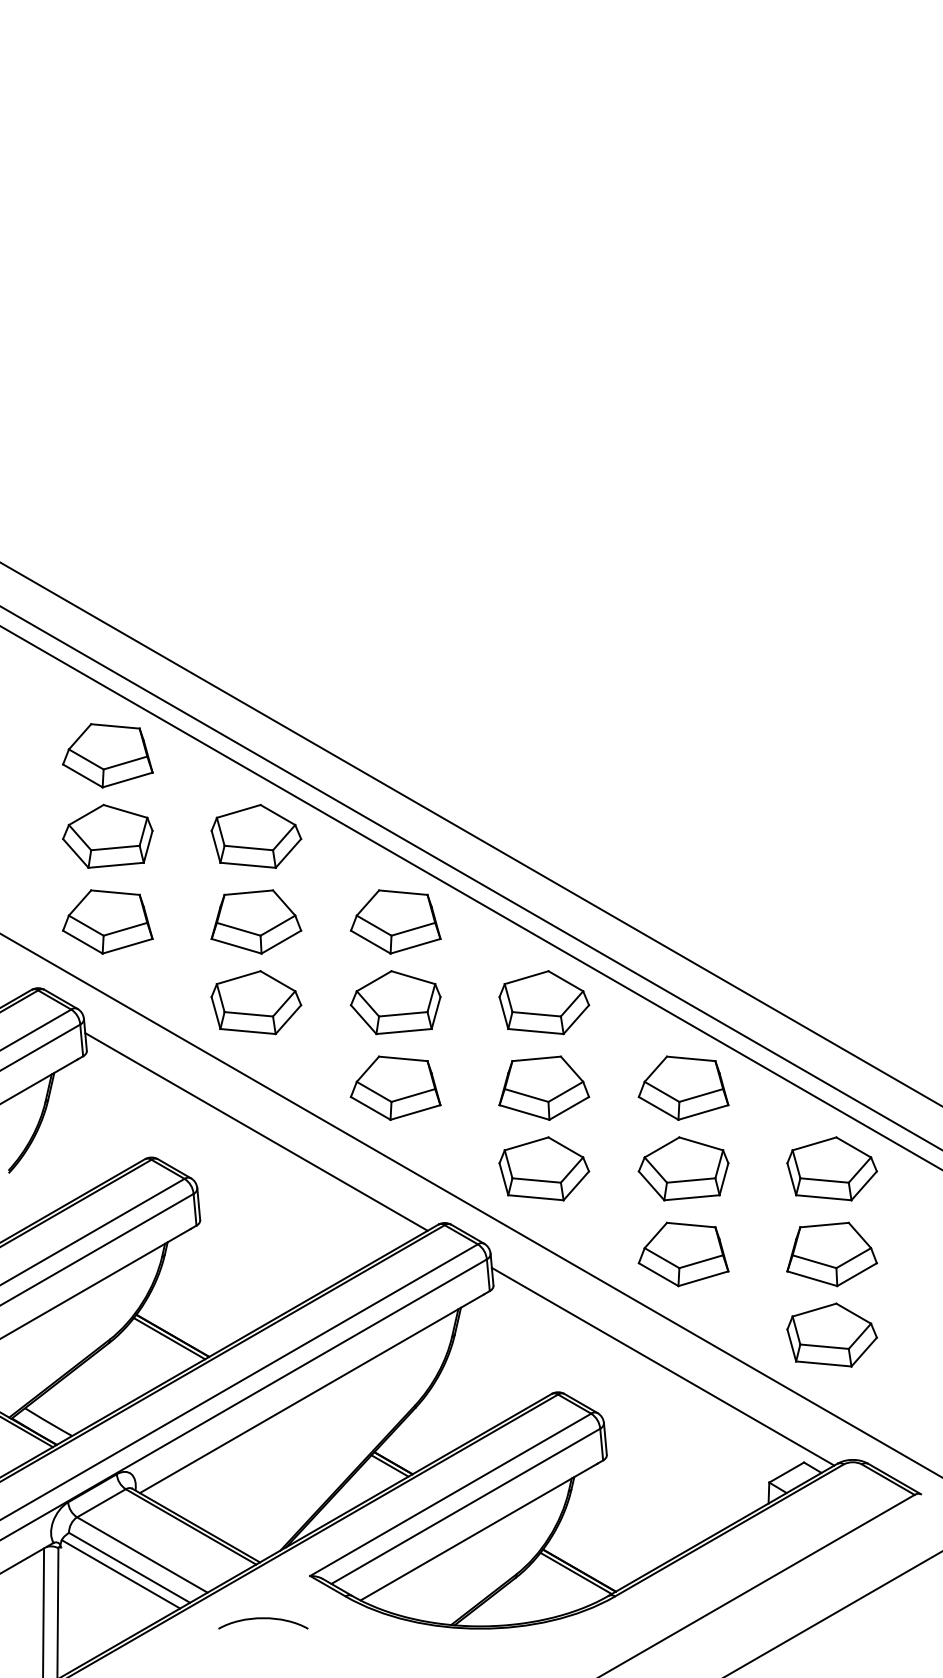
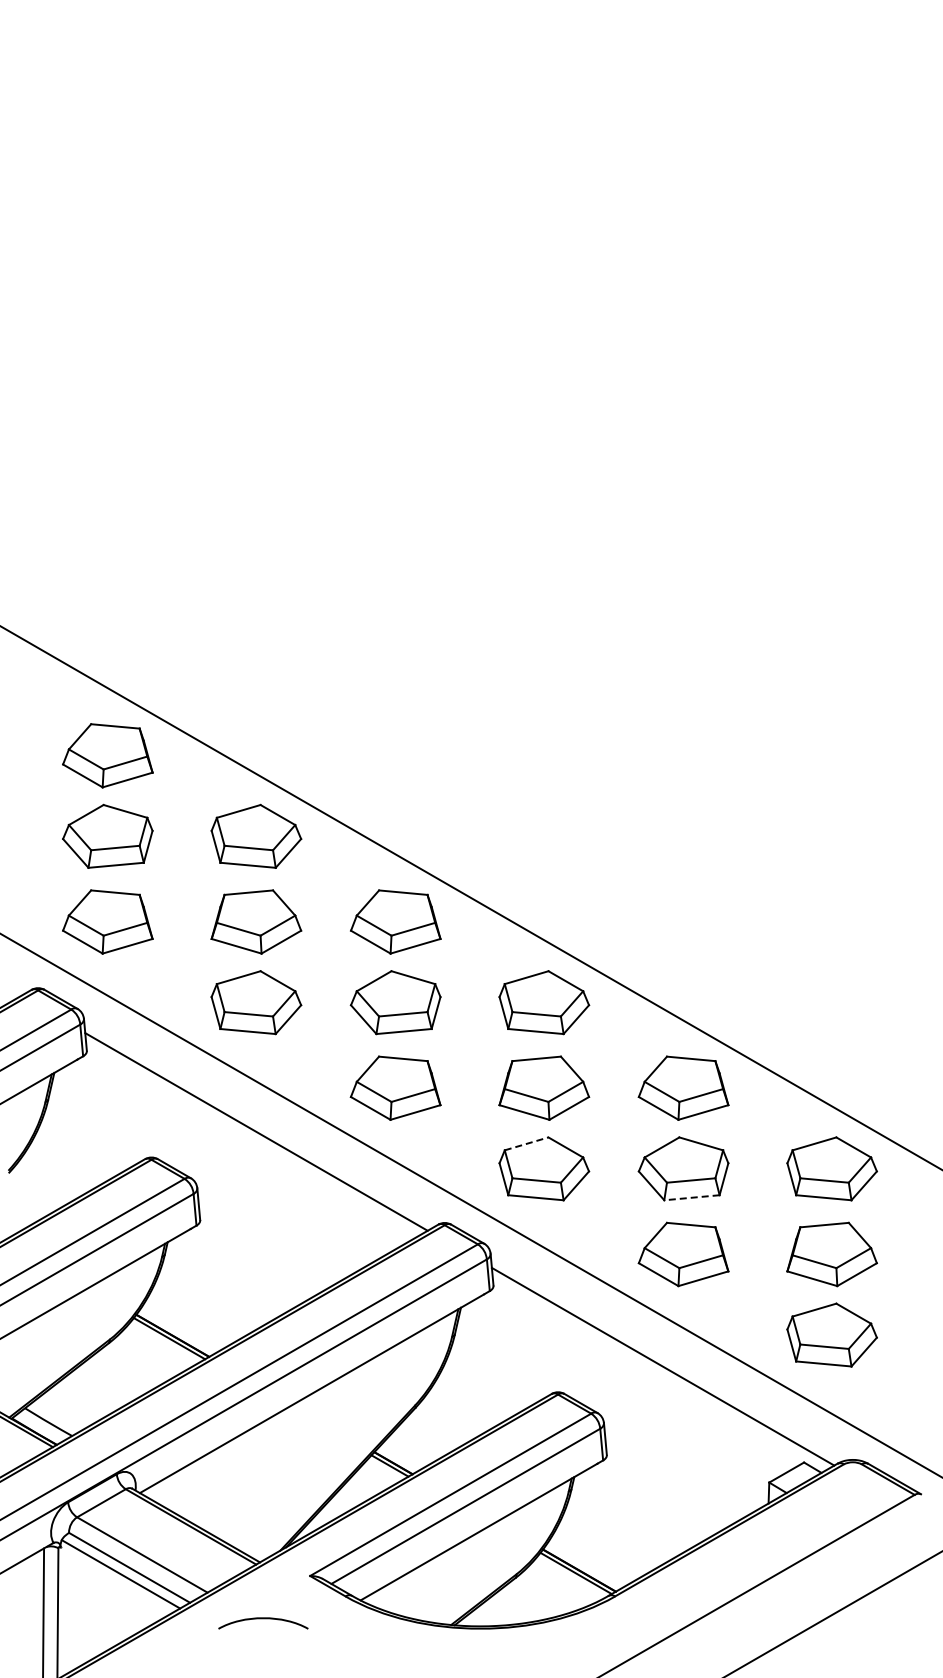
line: present -> none (470, 834)
line: present -> none (470, 877)
line: solid -> dashed (526, 1143)
line: solid -> dashed (691, 1197)
